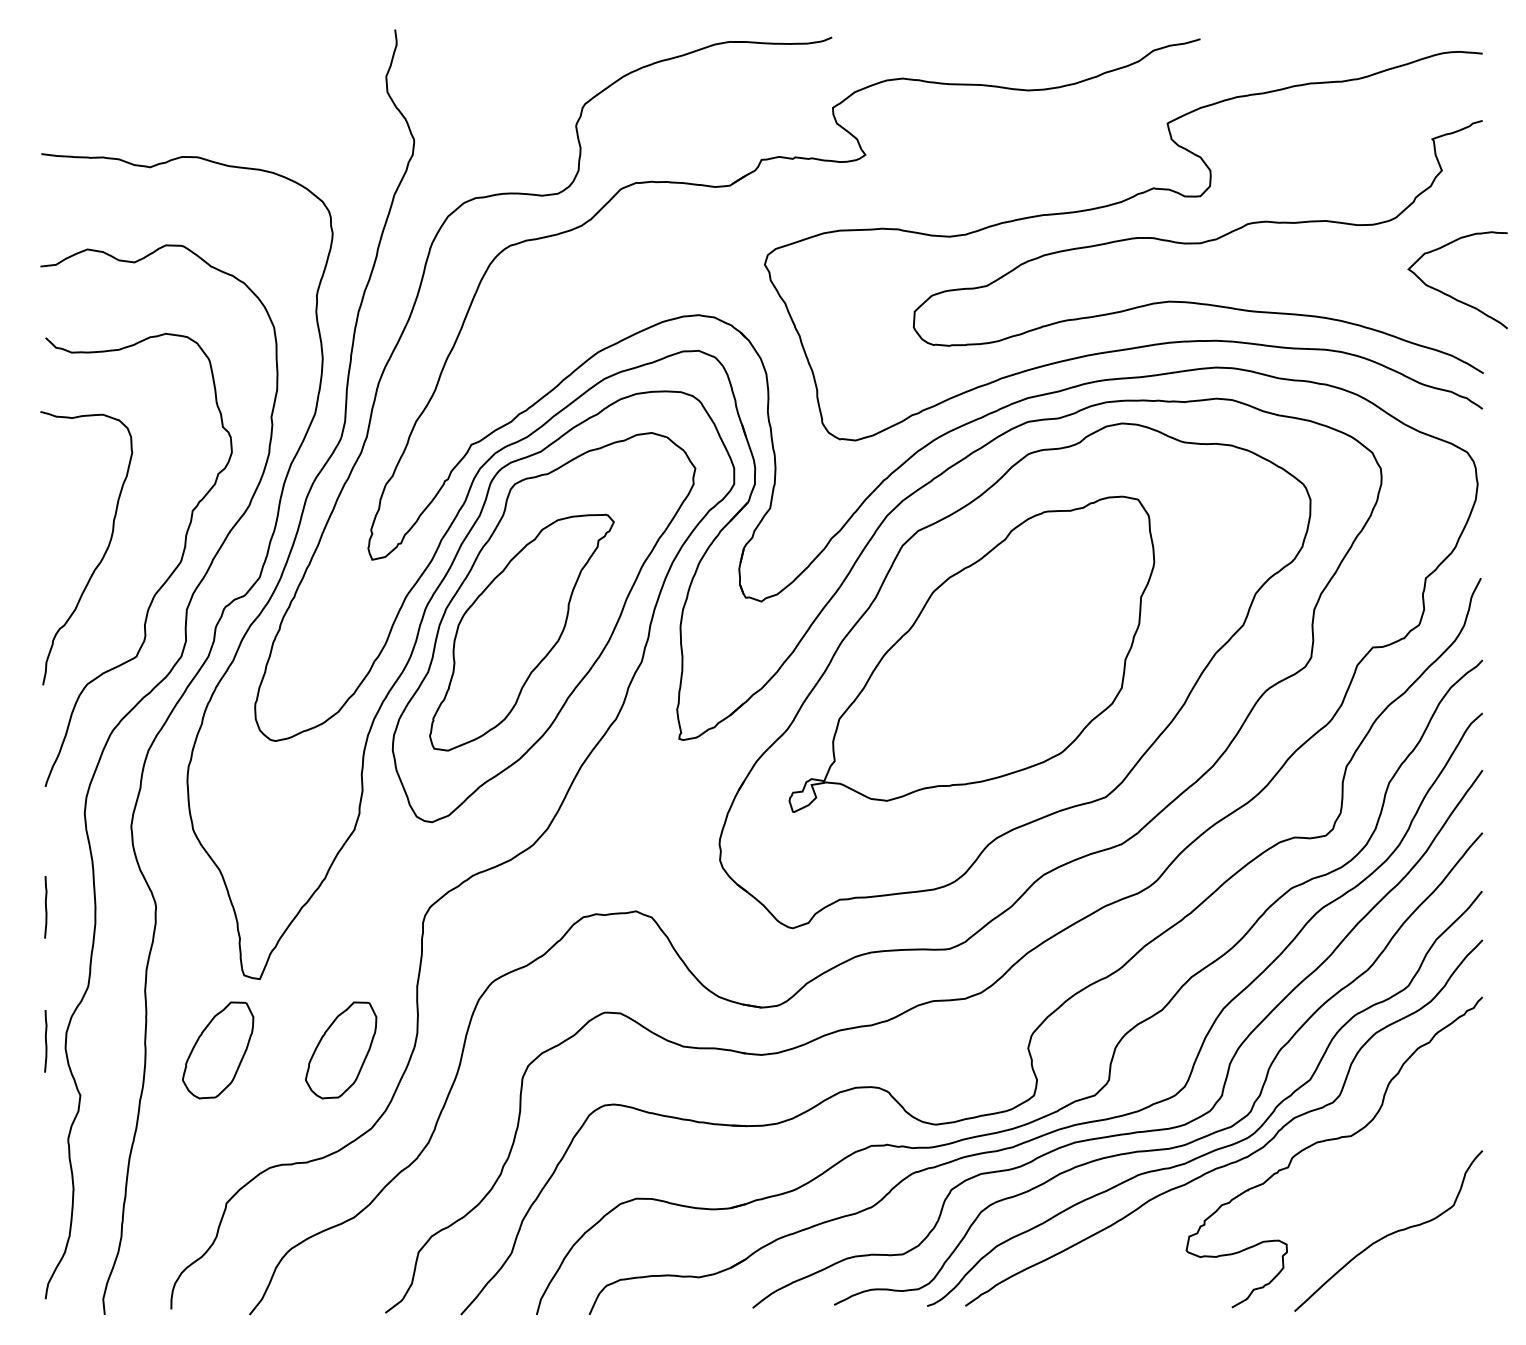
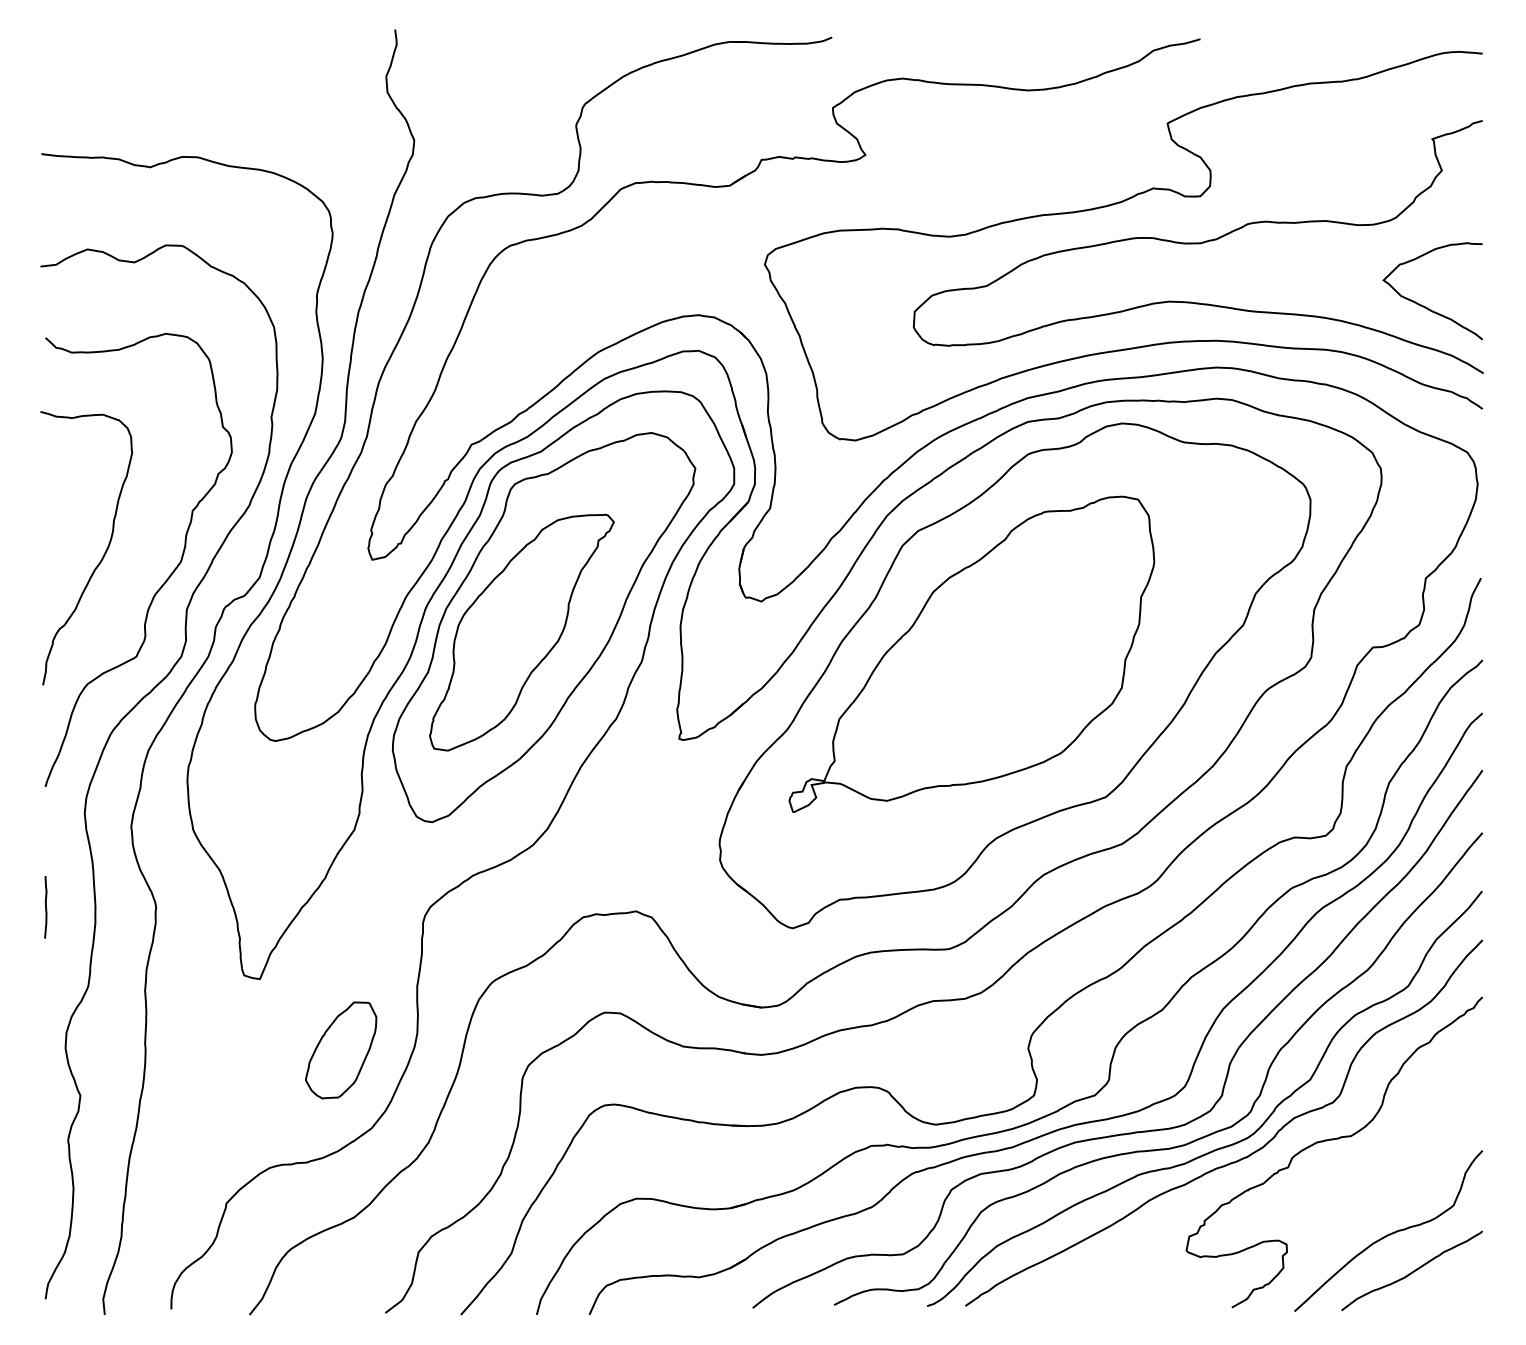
curve position: (1450, 295) -> (1425, 306) (1425, 306)
line: present -> none (45, 1041)
part: present -> none (218, 1050)
curve: none -> present (1412, 1271)
